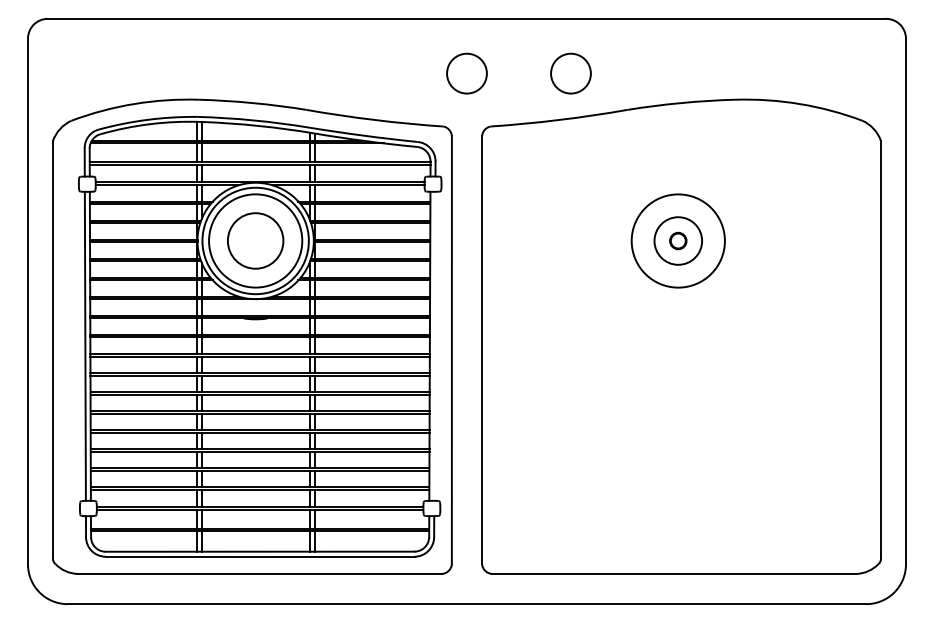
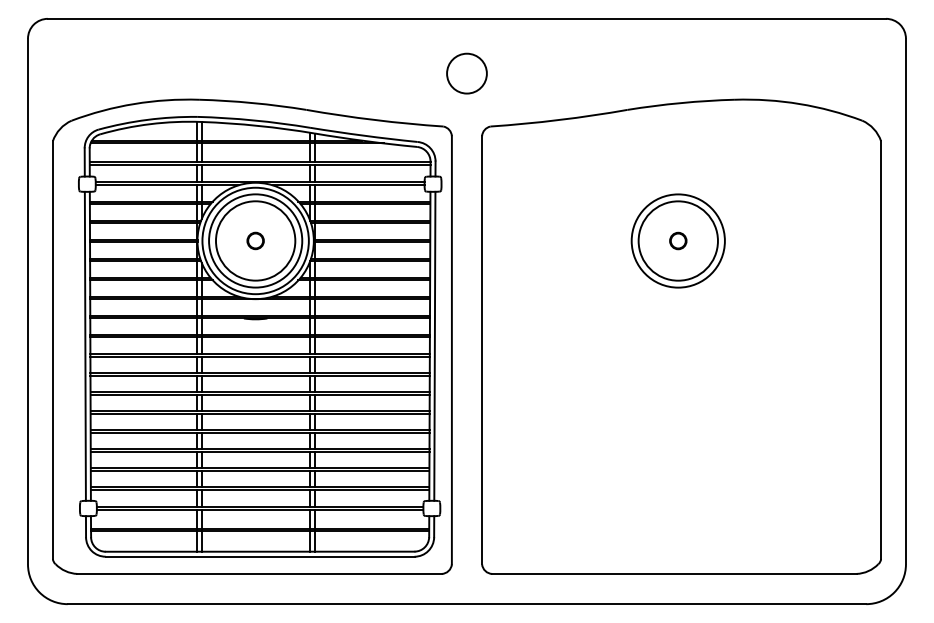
circle: present -> none (570, 73)
circle diameter: 56 px -> 79 px (255, 240)
part: none -> present (255, 240)
circle diameter: 48 px -> 79 px (677, 240)
line: none -> present (434, 345)
